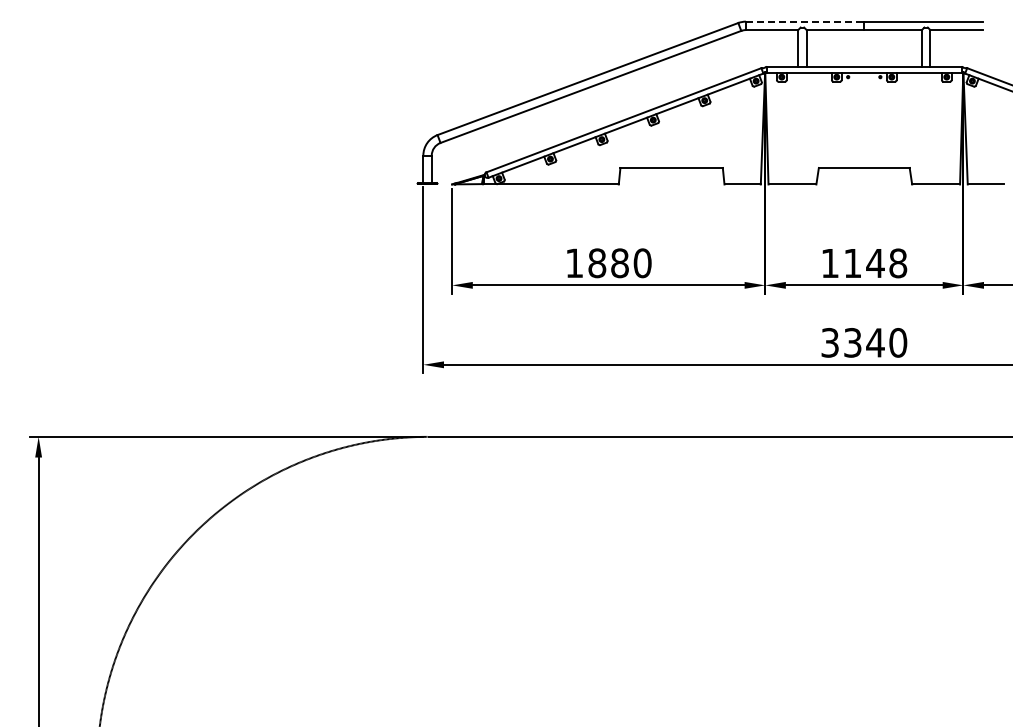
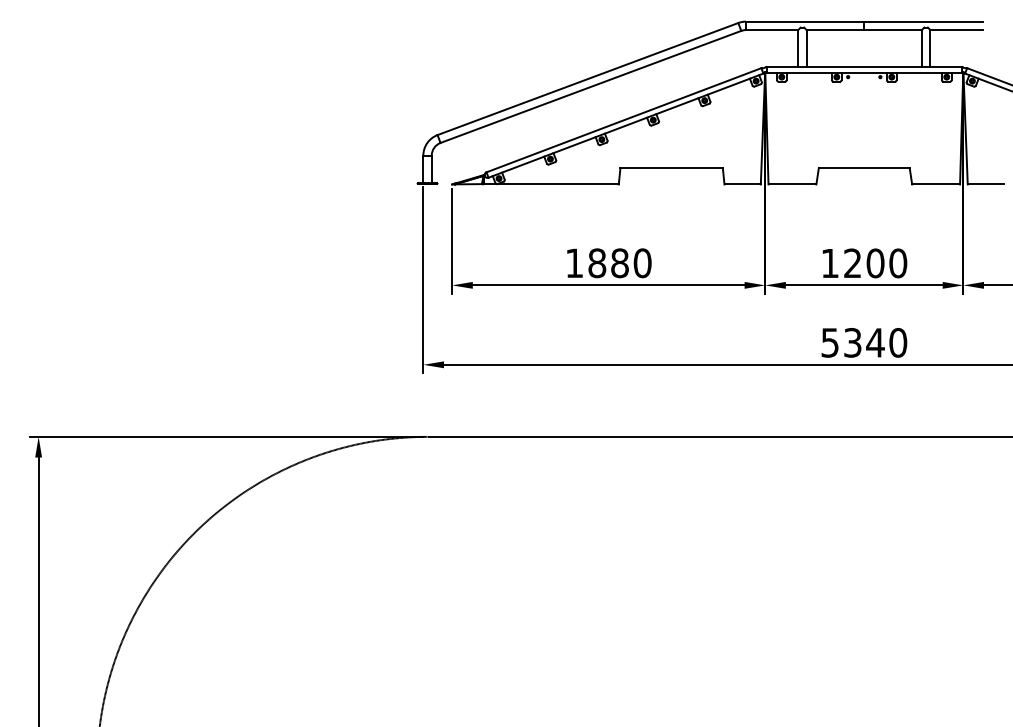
line: dashed -> solid (805, 21)
text: 1148 -> 1200 (875, 263)
text: 3340 -> 5340 (830, 342)
